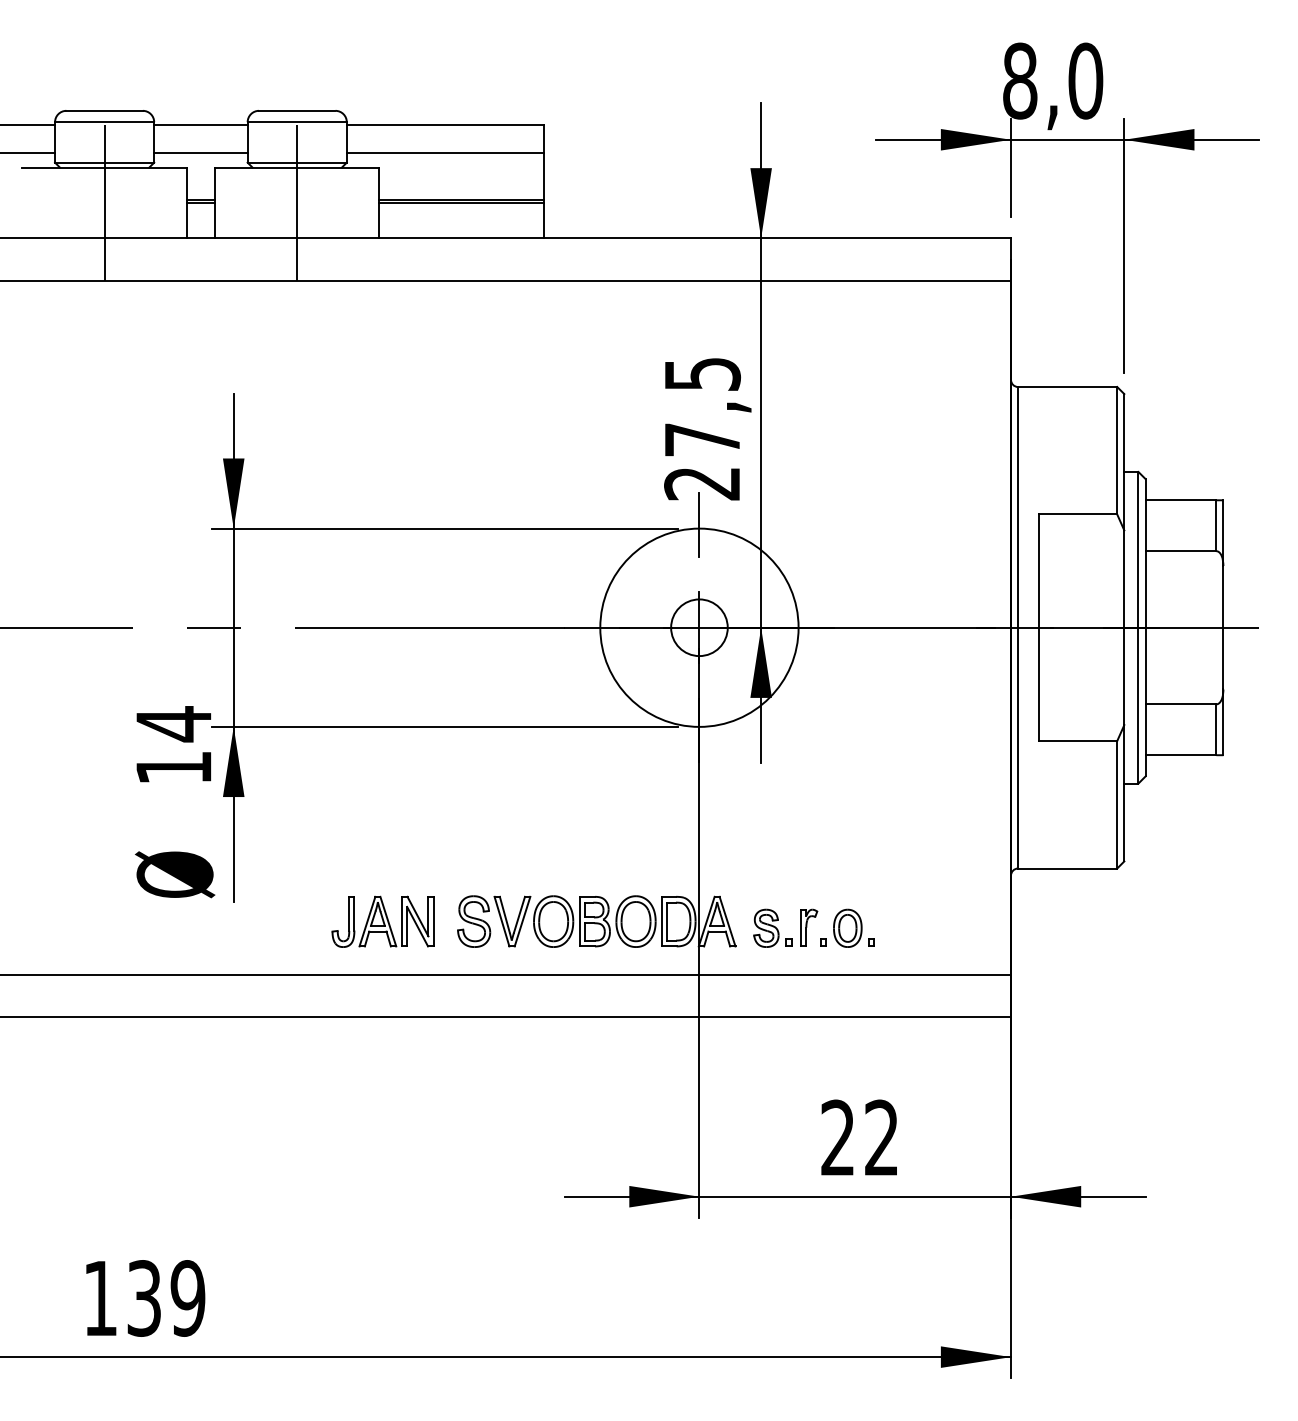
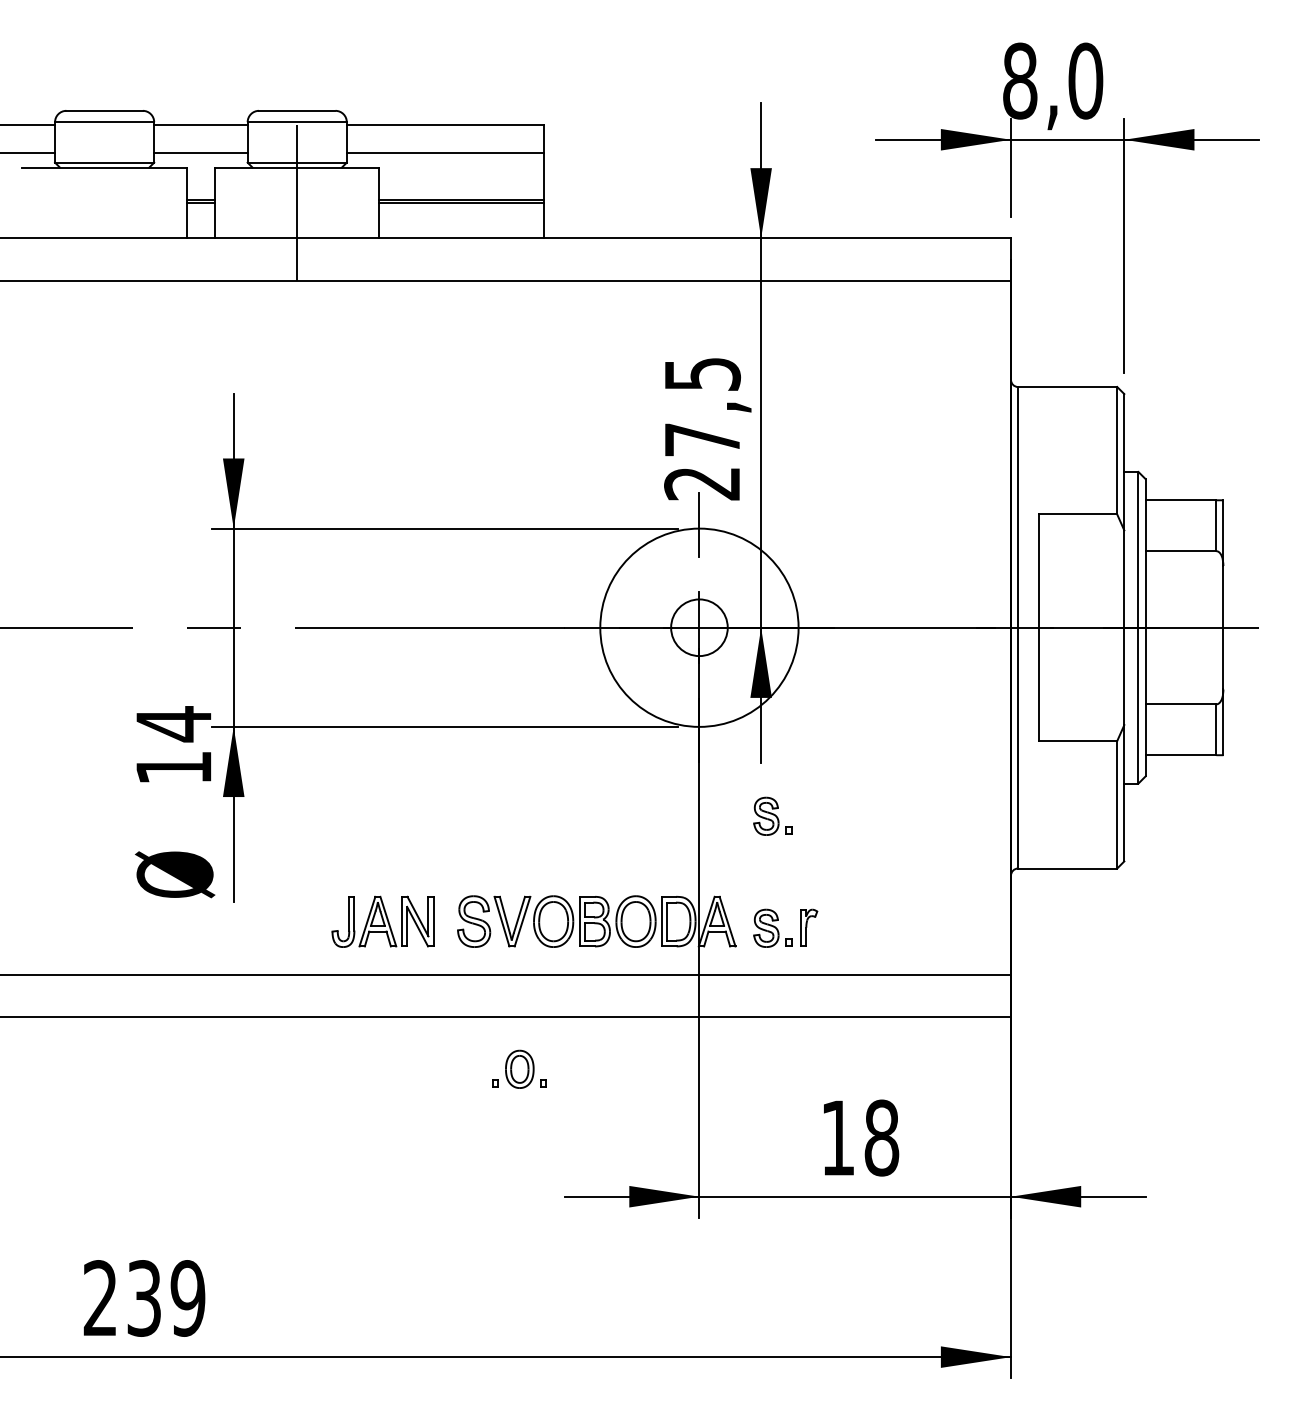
line: present -> none (104, 202)
part: none -> present (772, 815)
part position: (847, 927) -> (519, 1068) (519, 1068)
text: 22 -> 18 (860, 1137)
text: 139 -> 239 (99, 1297)
